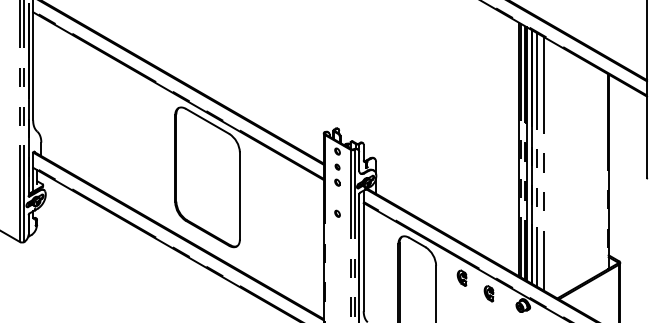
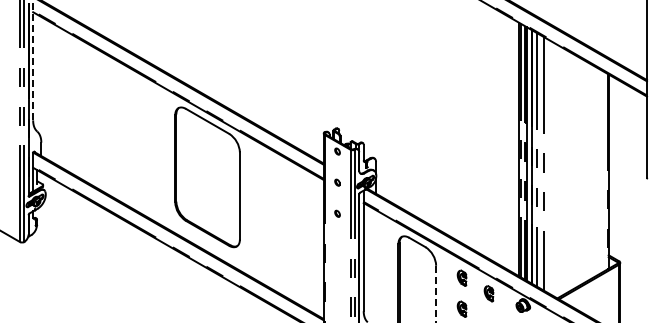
line: solid -> dashed (33, 60)
part: present -> none (337, 166)
line: solid -> dashed (436, 294)
part: none -> present (461, 308)
